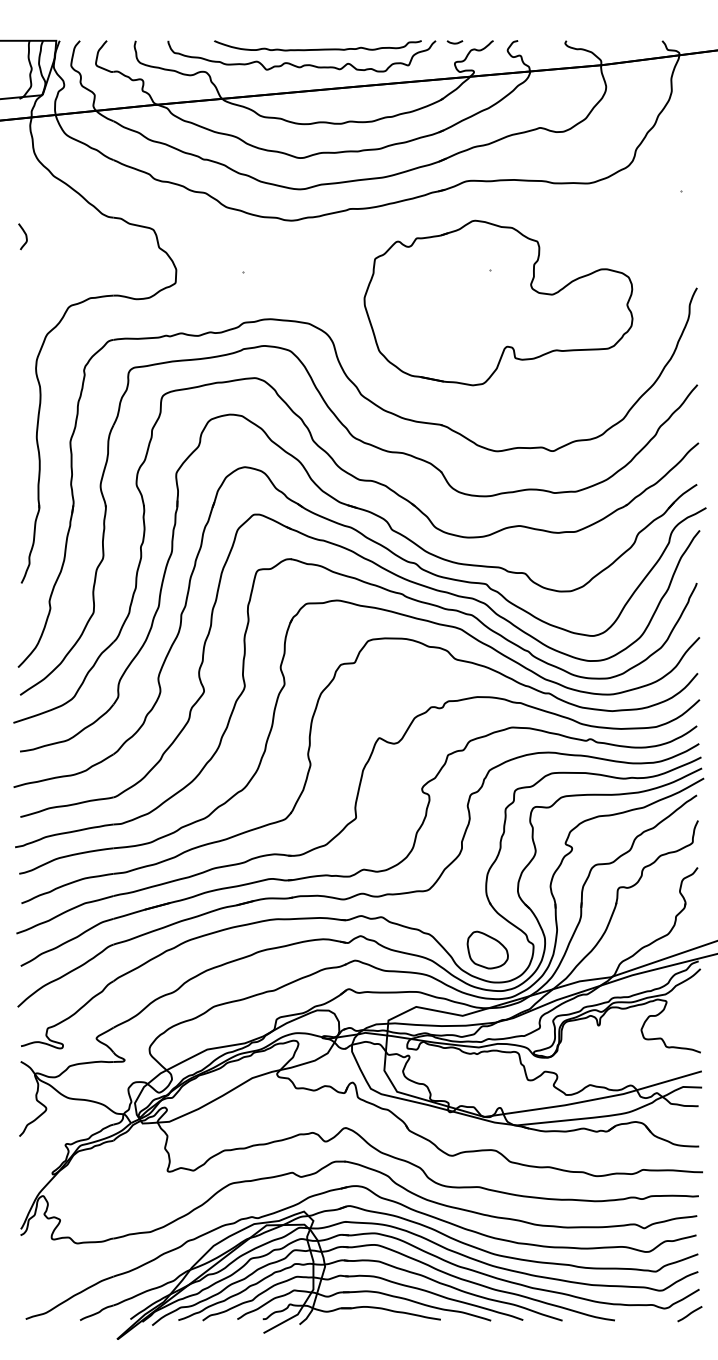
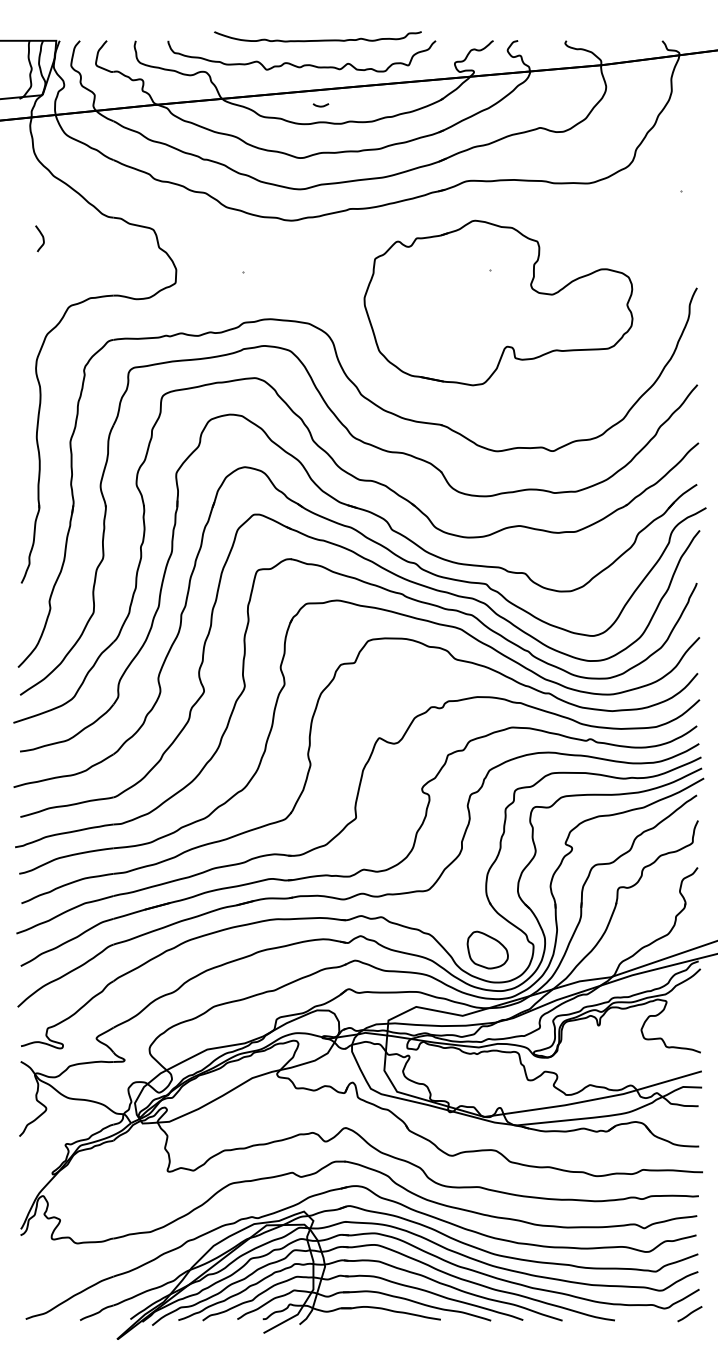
curve position: (454, 42) -> (320, 105) (320, 105)
curve position: (317, 48) -> (317, 39) (317, 39)
curve position: (24, 234) -> (41, 236) (41, 236)
